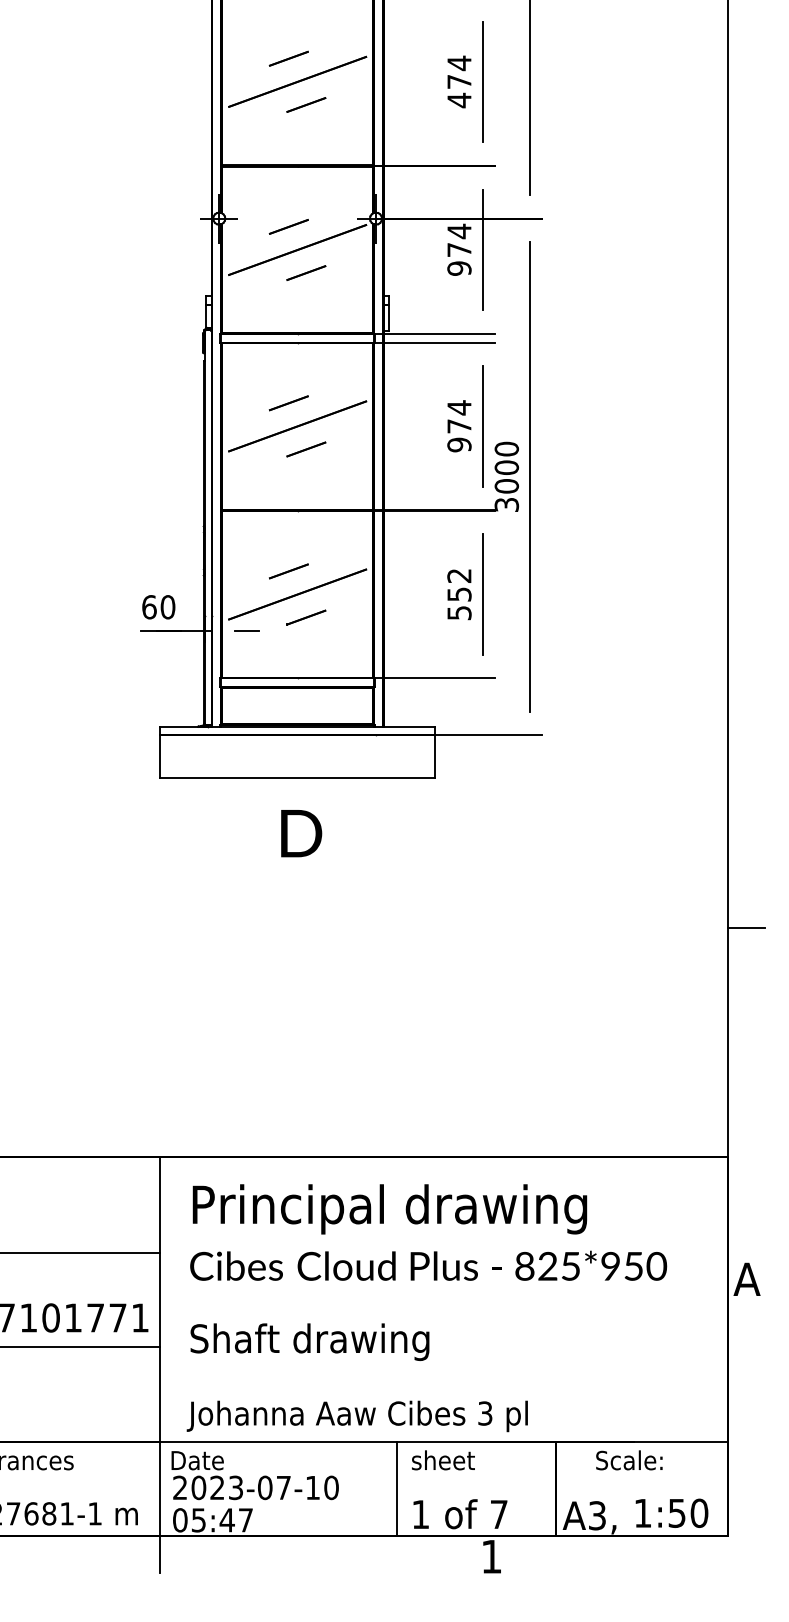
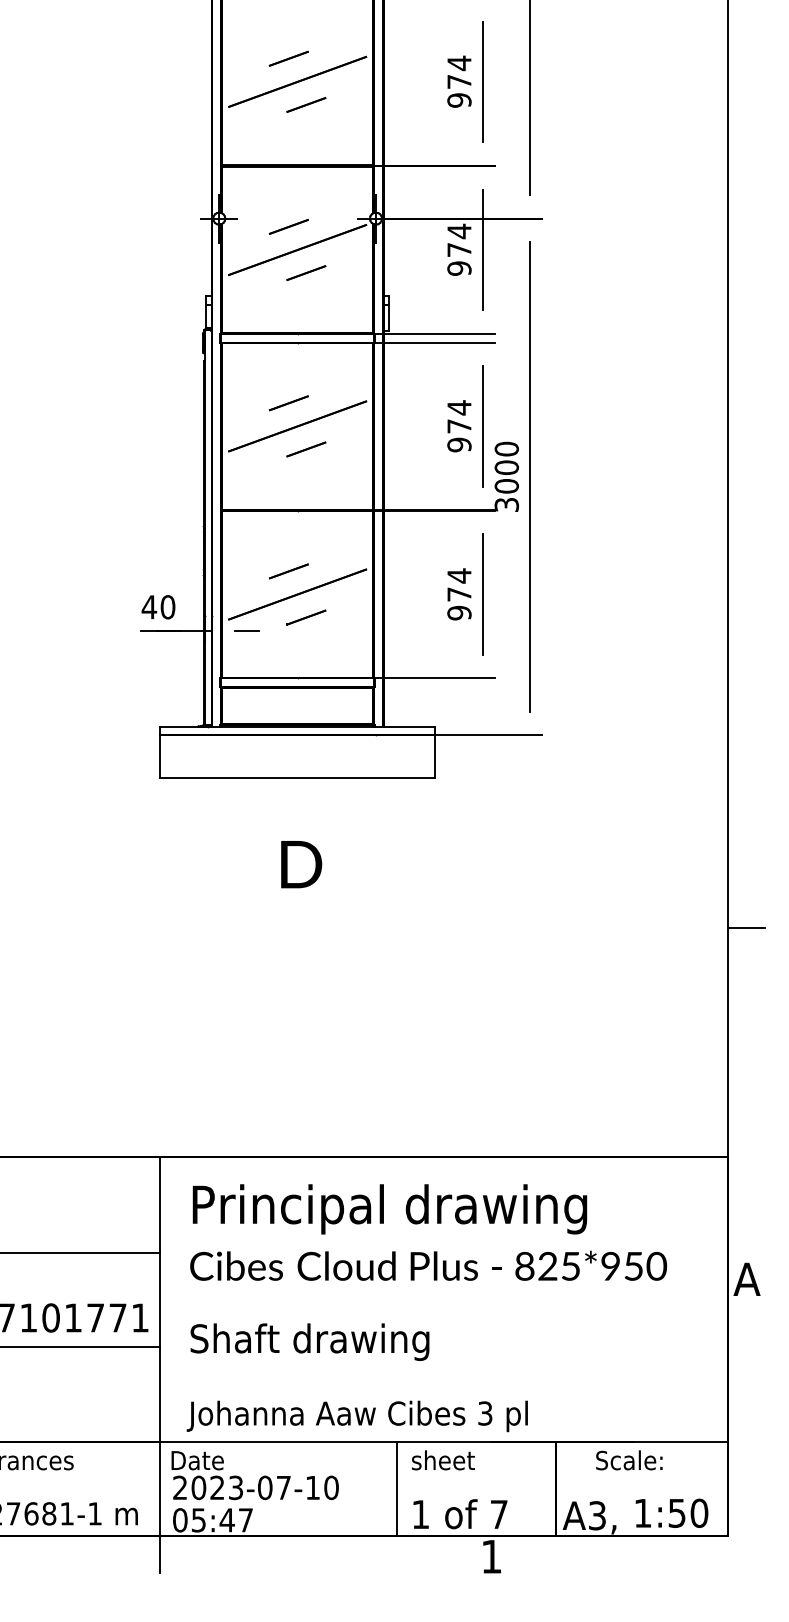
text: 474 -> 974 (459, 100)
text: 552 -> 974 (459, 594)
text: 60 -> 40 (149, 607)
text position: (301, 833) -> (301, 864) (301, 864)
